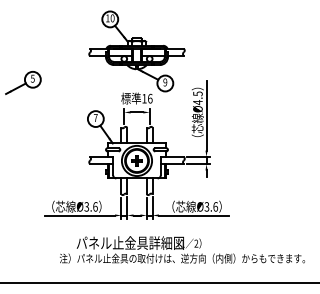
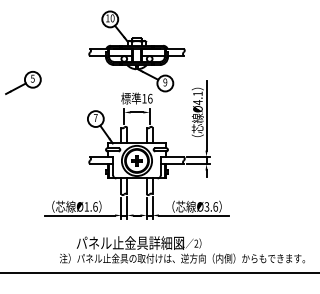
text: Ø4.5 -> Ø4.1 (197, 93)
text: Ø3.6 -> Ø1.6 (86, 206)
line position: (159, 282) -> (159, 272) (159, 272)
